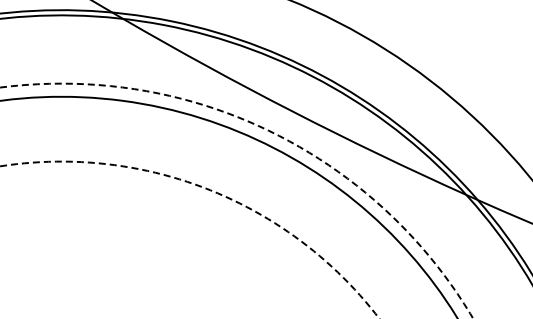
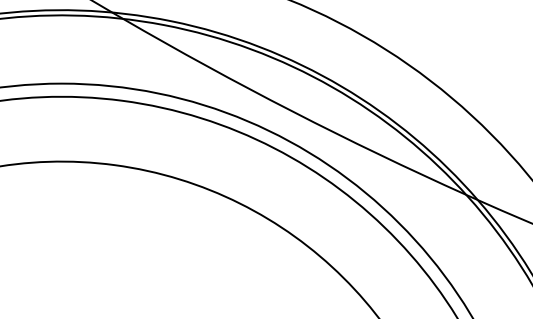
arc: dashed -> solid (210, 190)
circle: dashed -> solid (236, 200)
